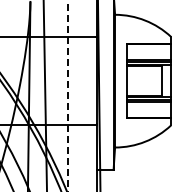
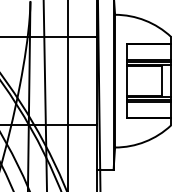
line: dashed -> solid (67, 96)
